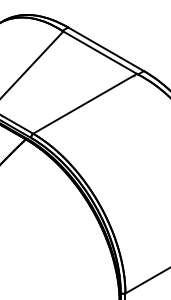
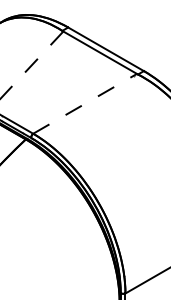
line: solid -> dashed (31, 65)
line: solid -> dashed (85, 103)
